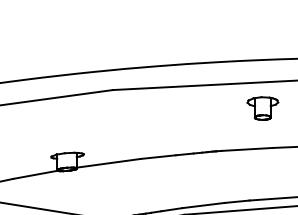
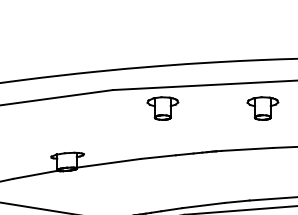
part: none -> present (162, 108)
